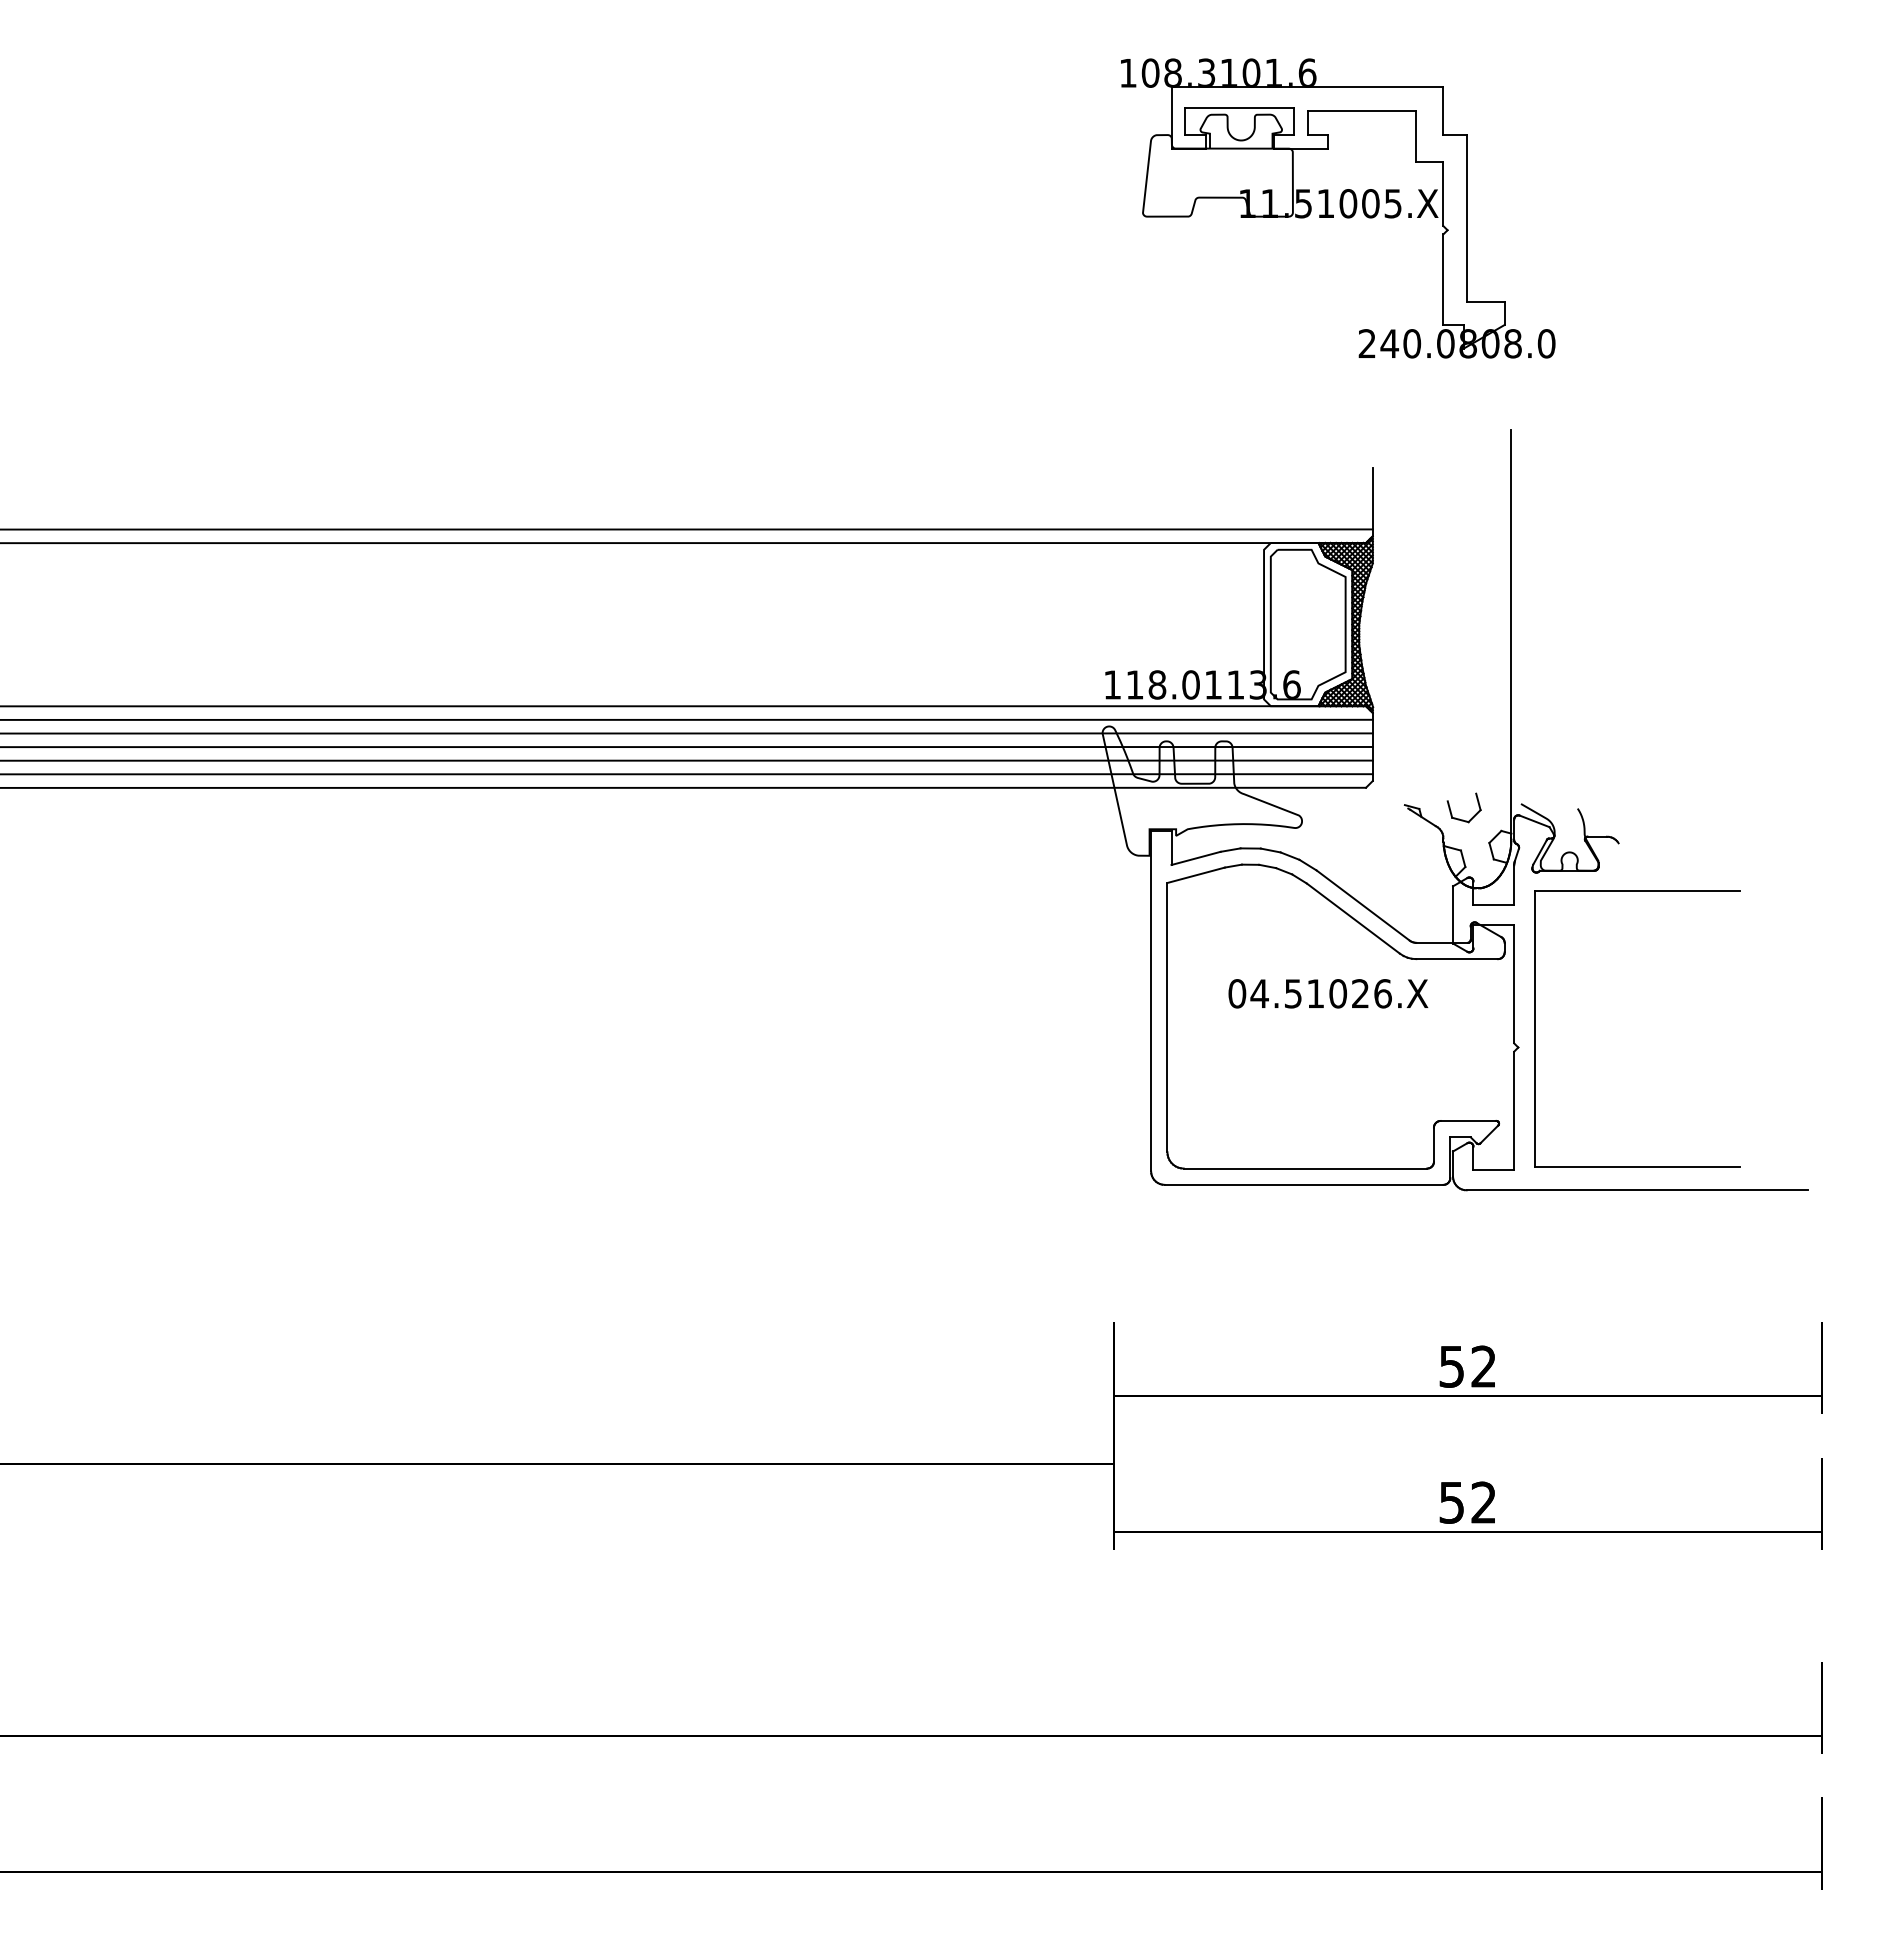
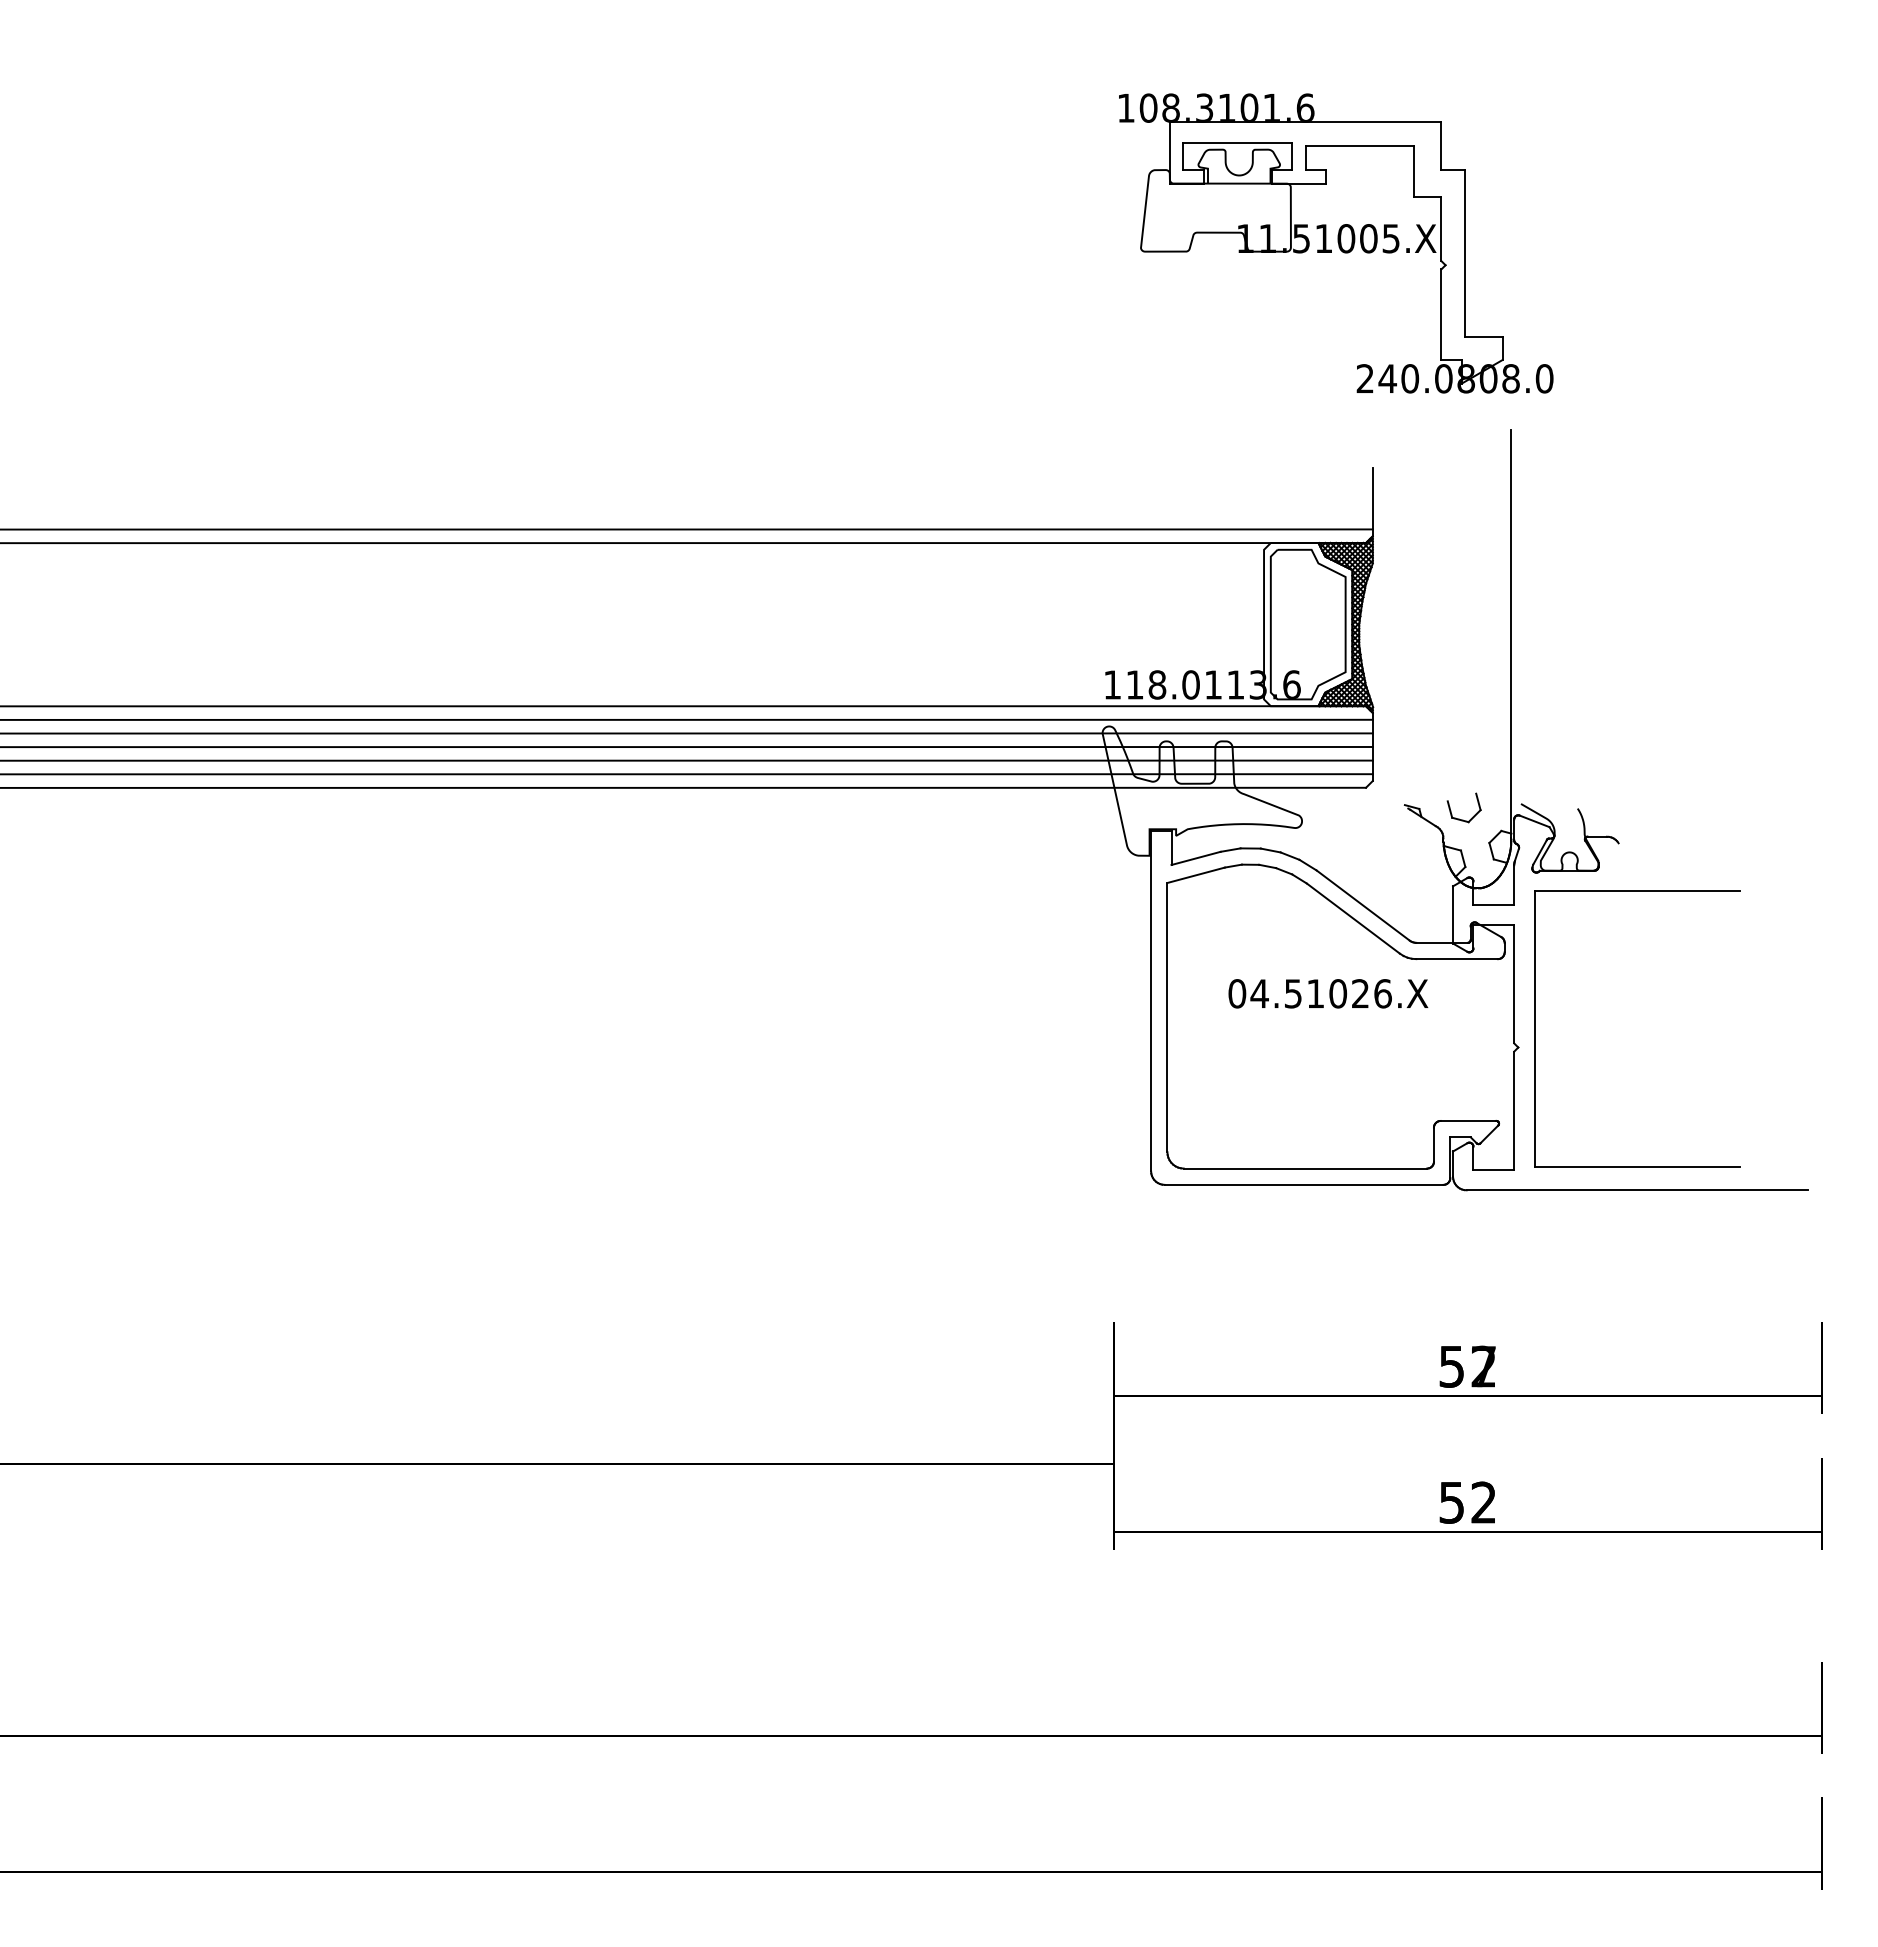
part position: (1338, 208) -> (1336, 243) (1336, 243)
text: 52 -> 57 (1483, 1366)
